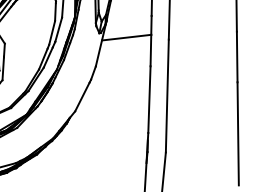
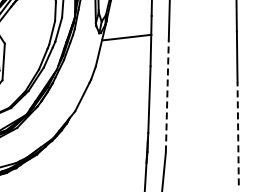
line: solid -> dashed (167, 95)
line: solid -> dashed (238, 133)
